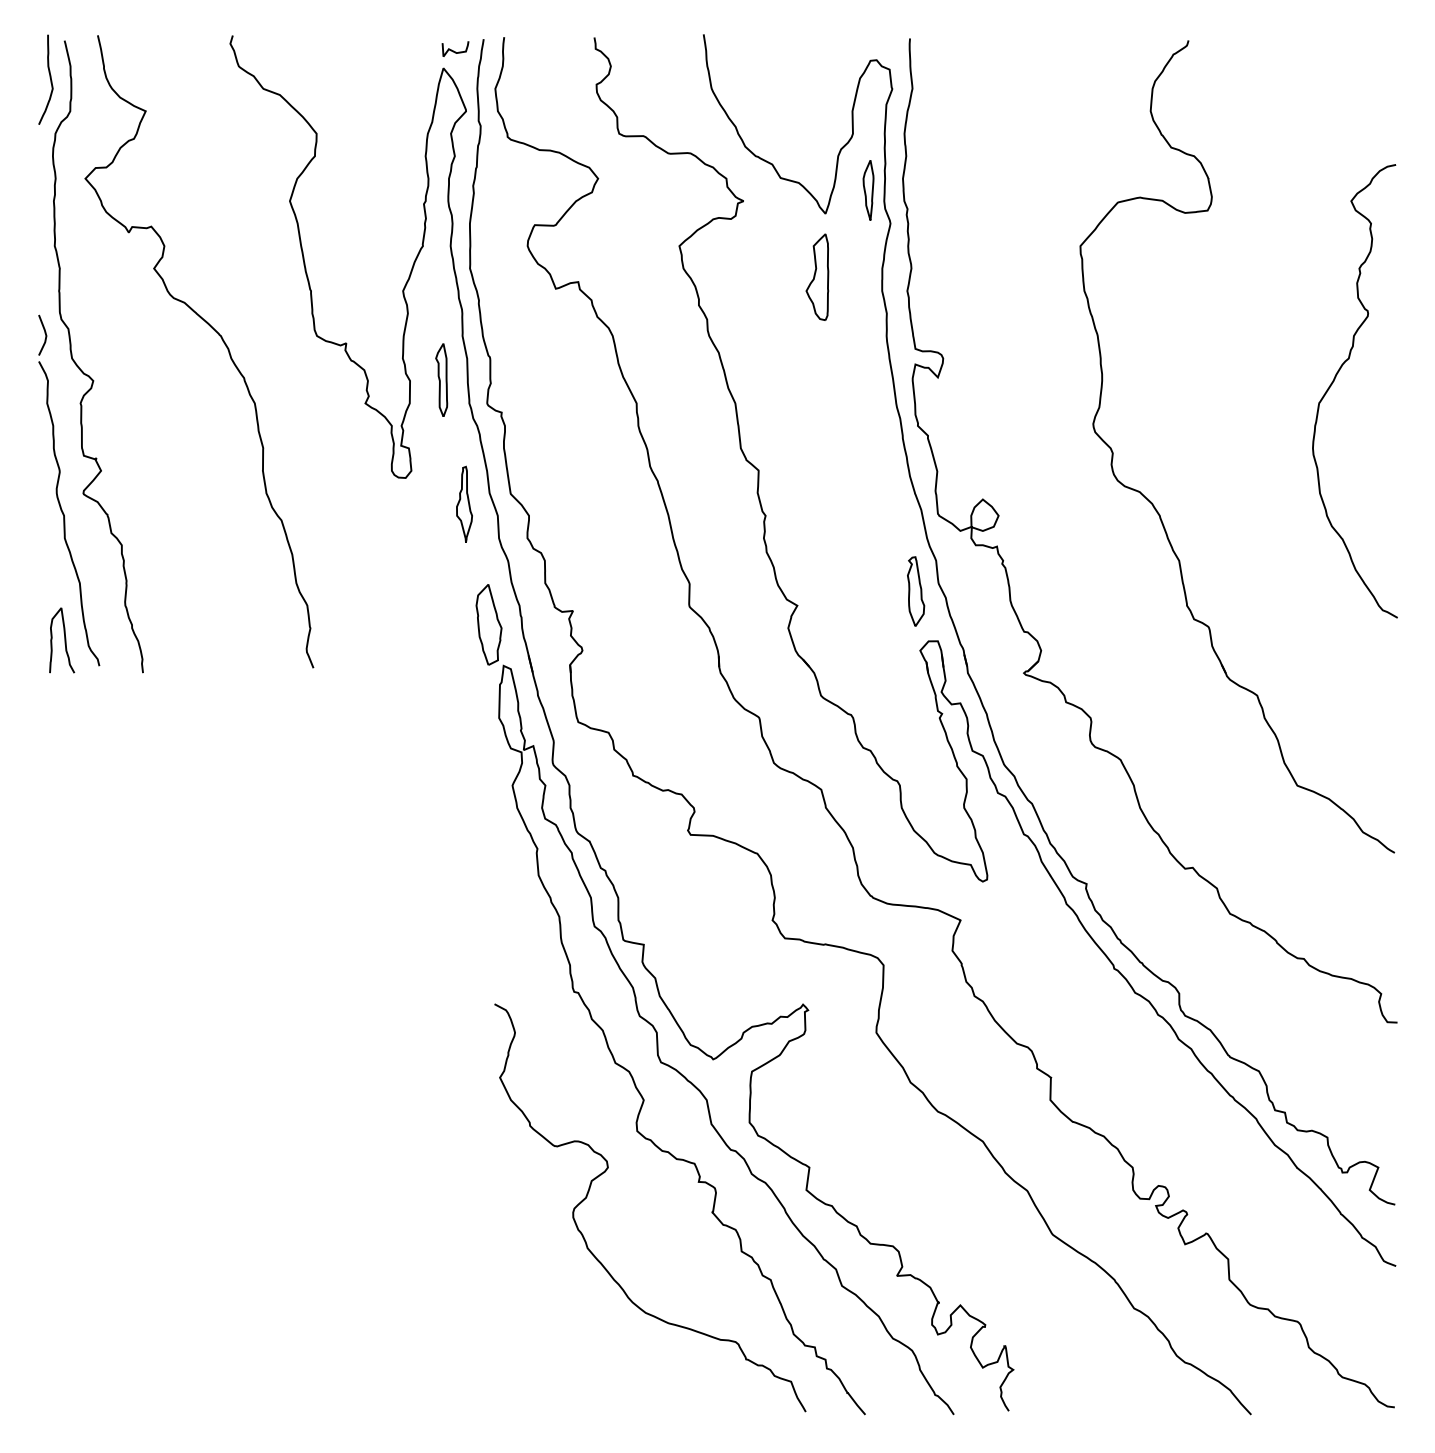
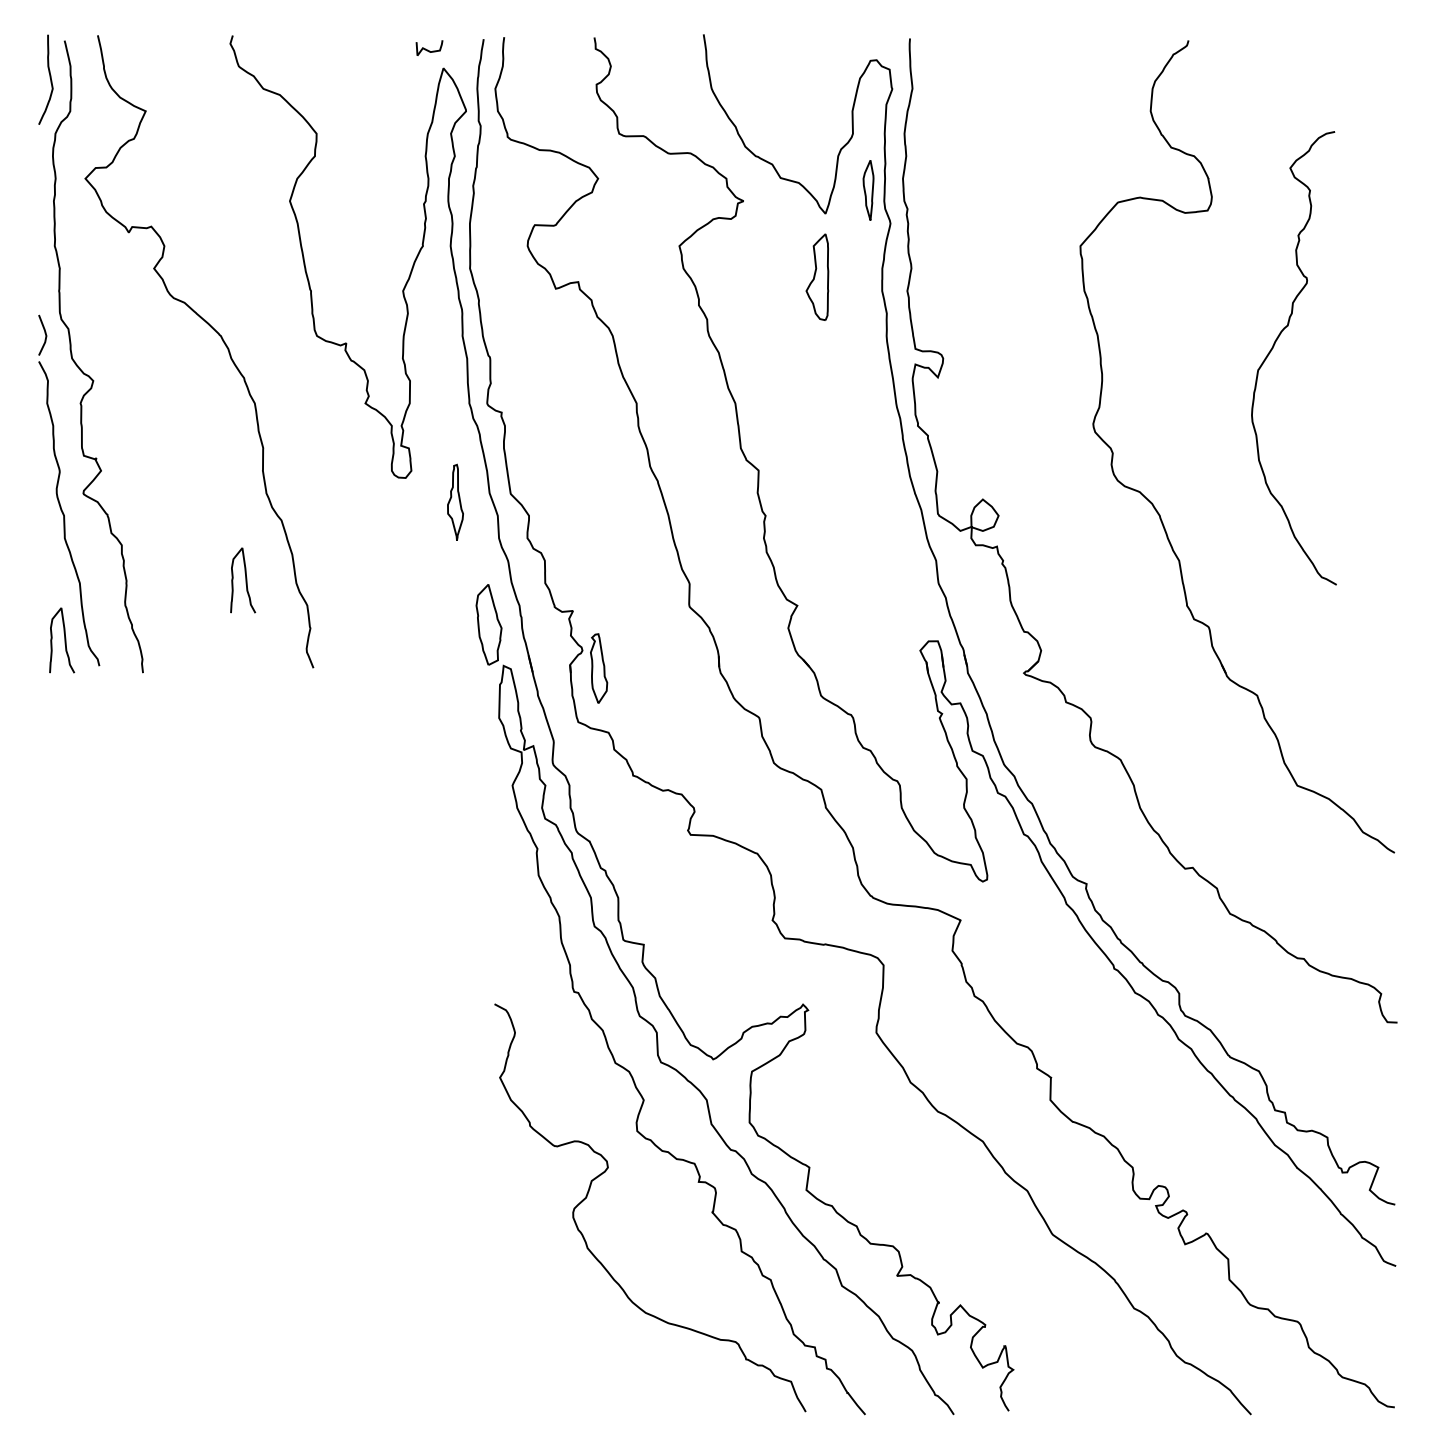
curve position: (453, 50) -> (427, 49) (427, 49)
part: present -> none (441, 379)
curve position: (1334, 381) -> (1273, 348) (1273, 348)
part position: (464, 503) -> (455, 501) (455, 501)
curve: none -> present (245, 580)
part position: (916, 591) -> (599, 668) (599, 668)
